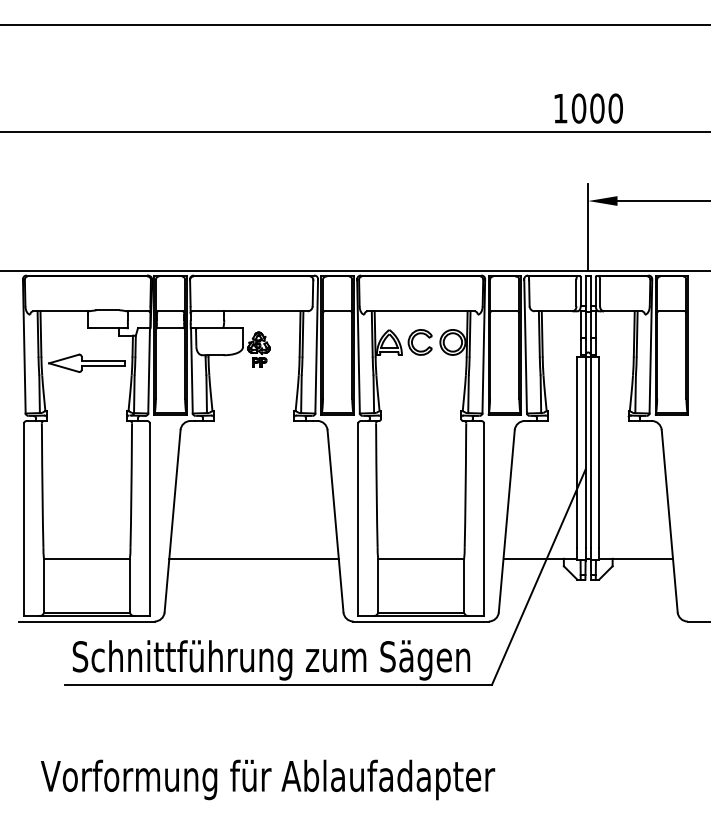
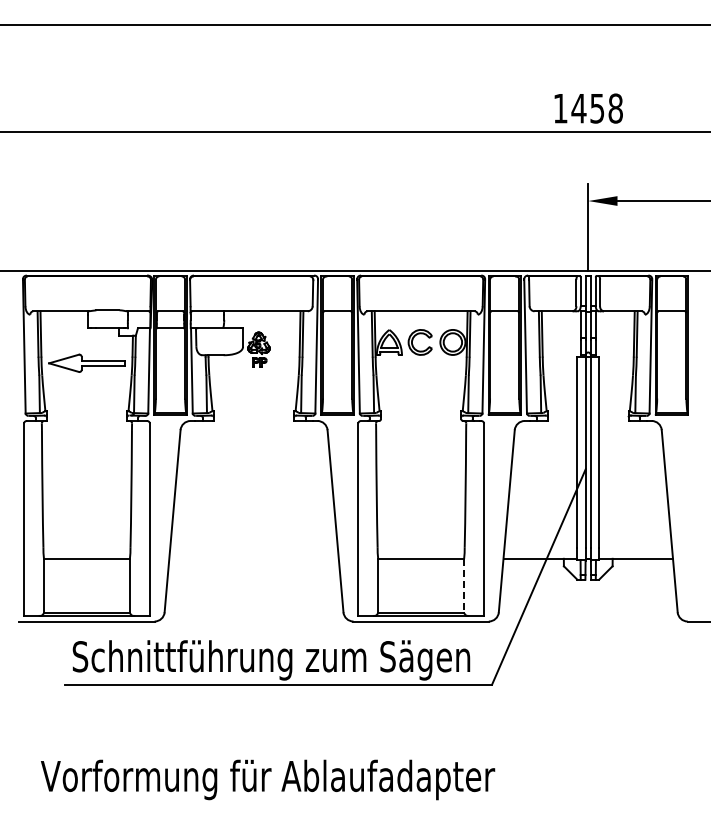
text: 1000 -> 1458 (596, 108)
line: present -> none (253, 558)
line: solid -> dashed (464, 586)
